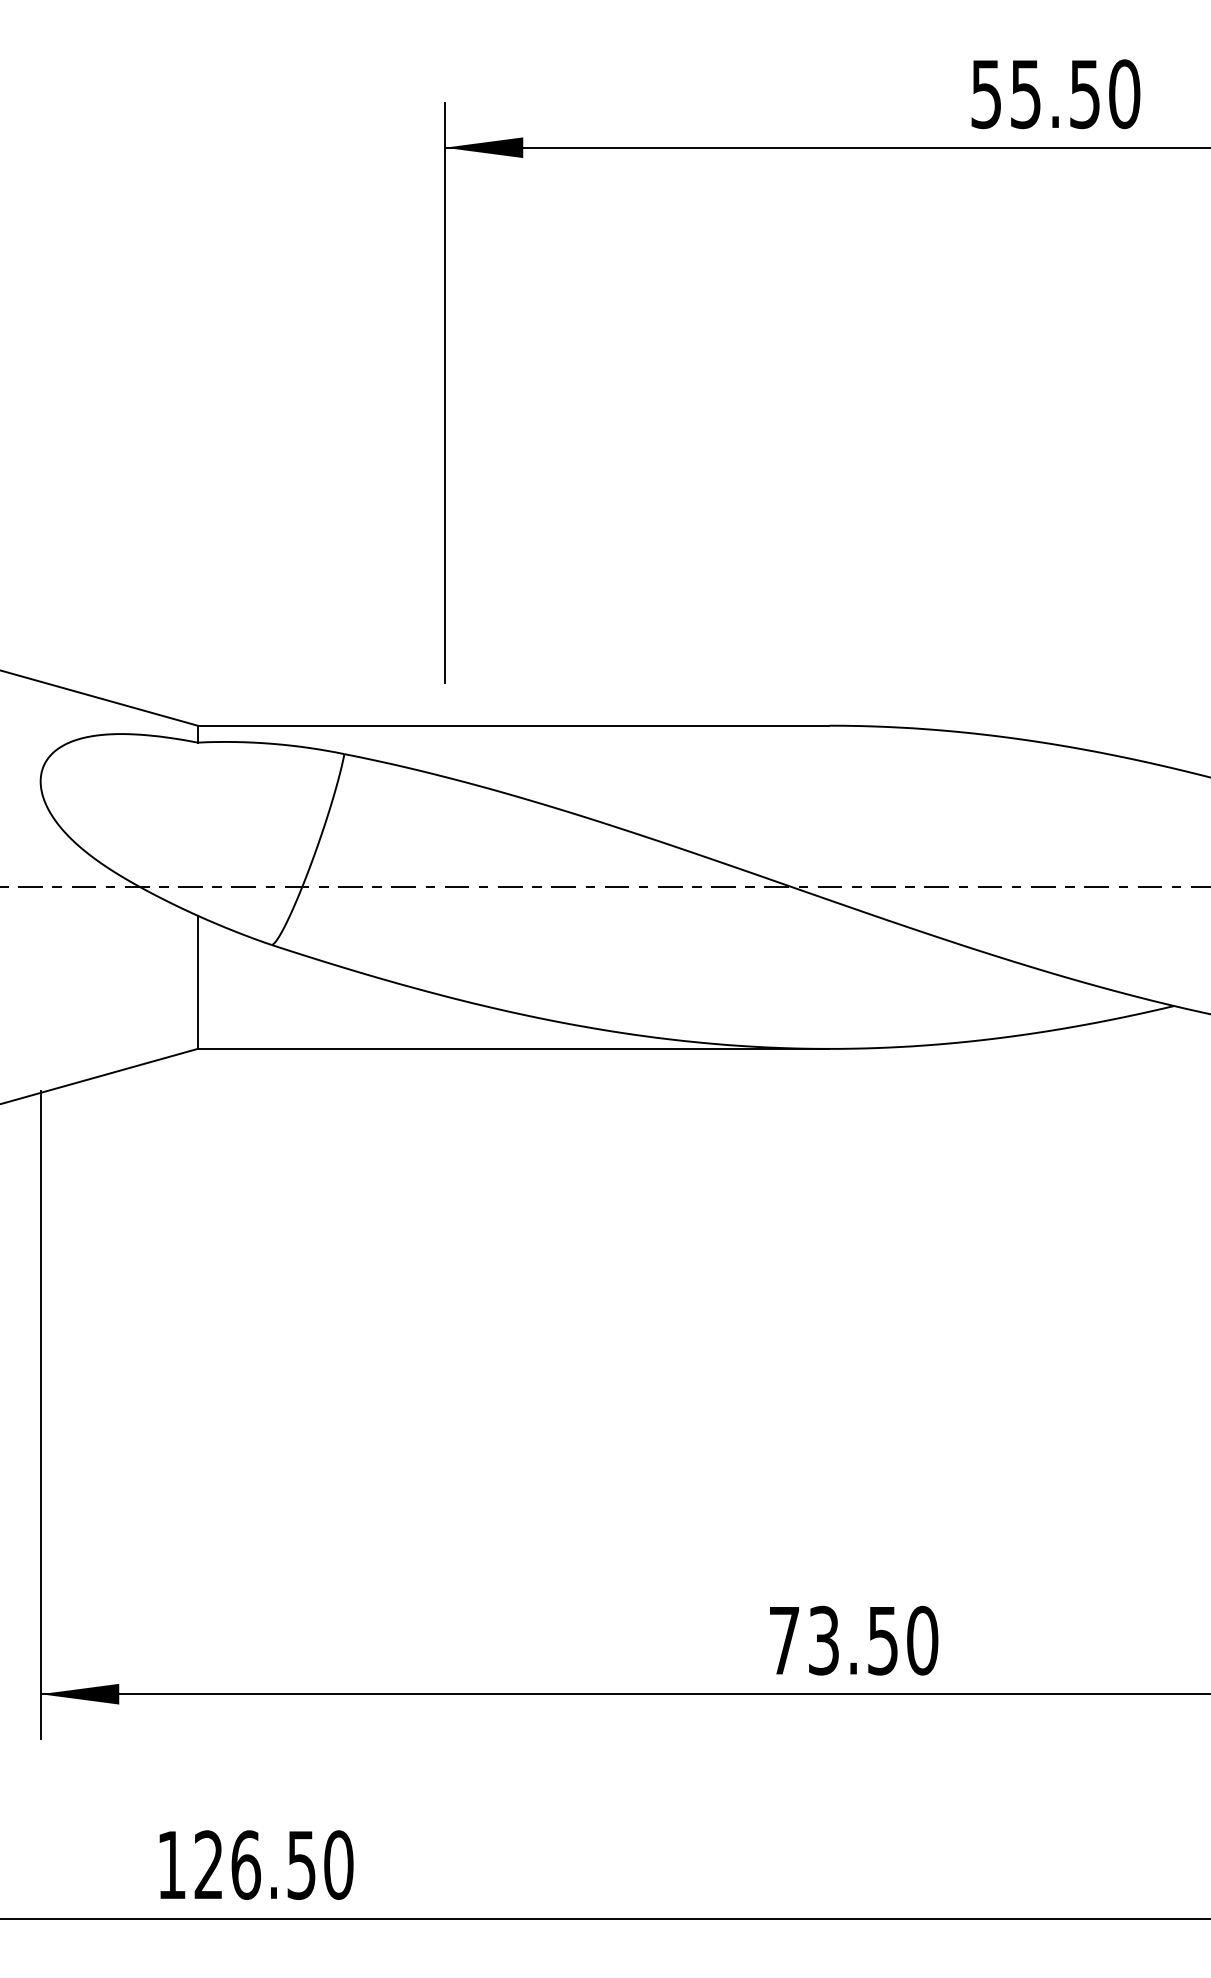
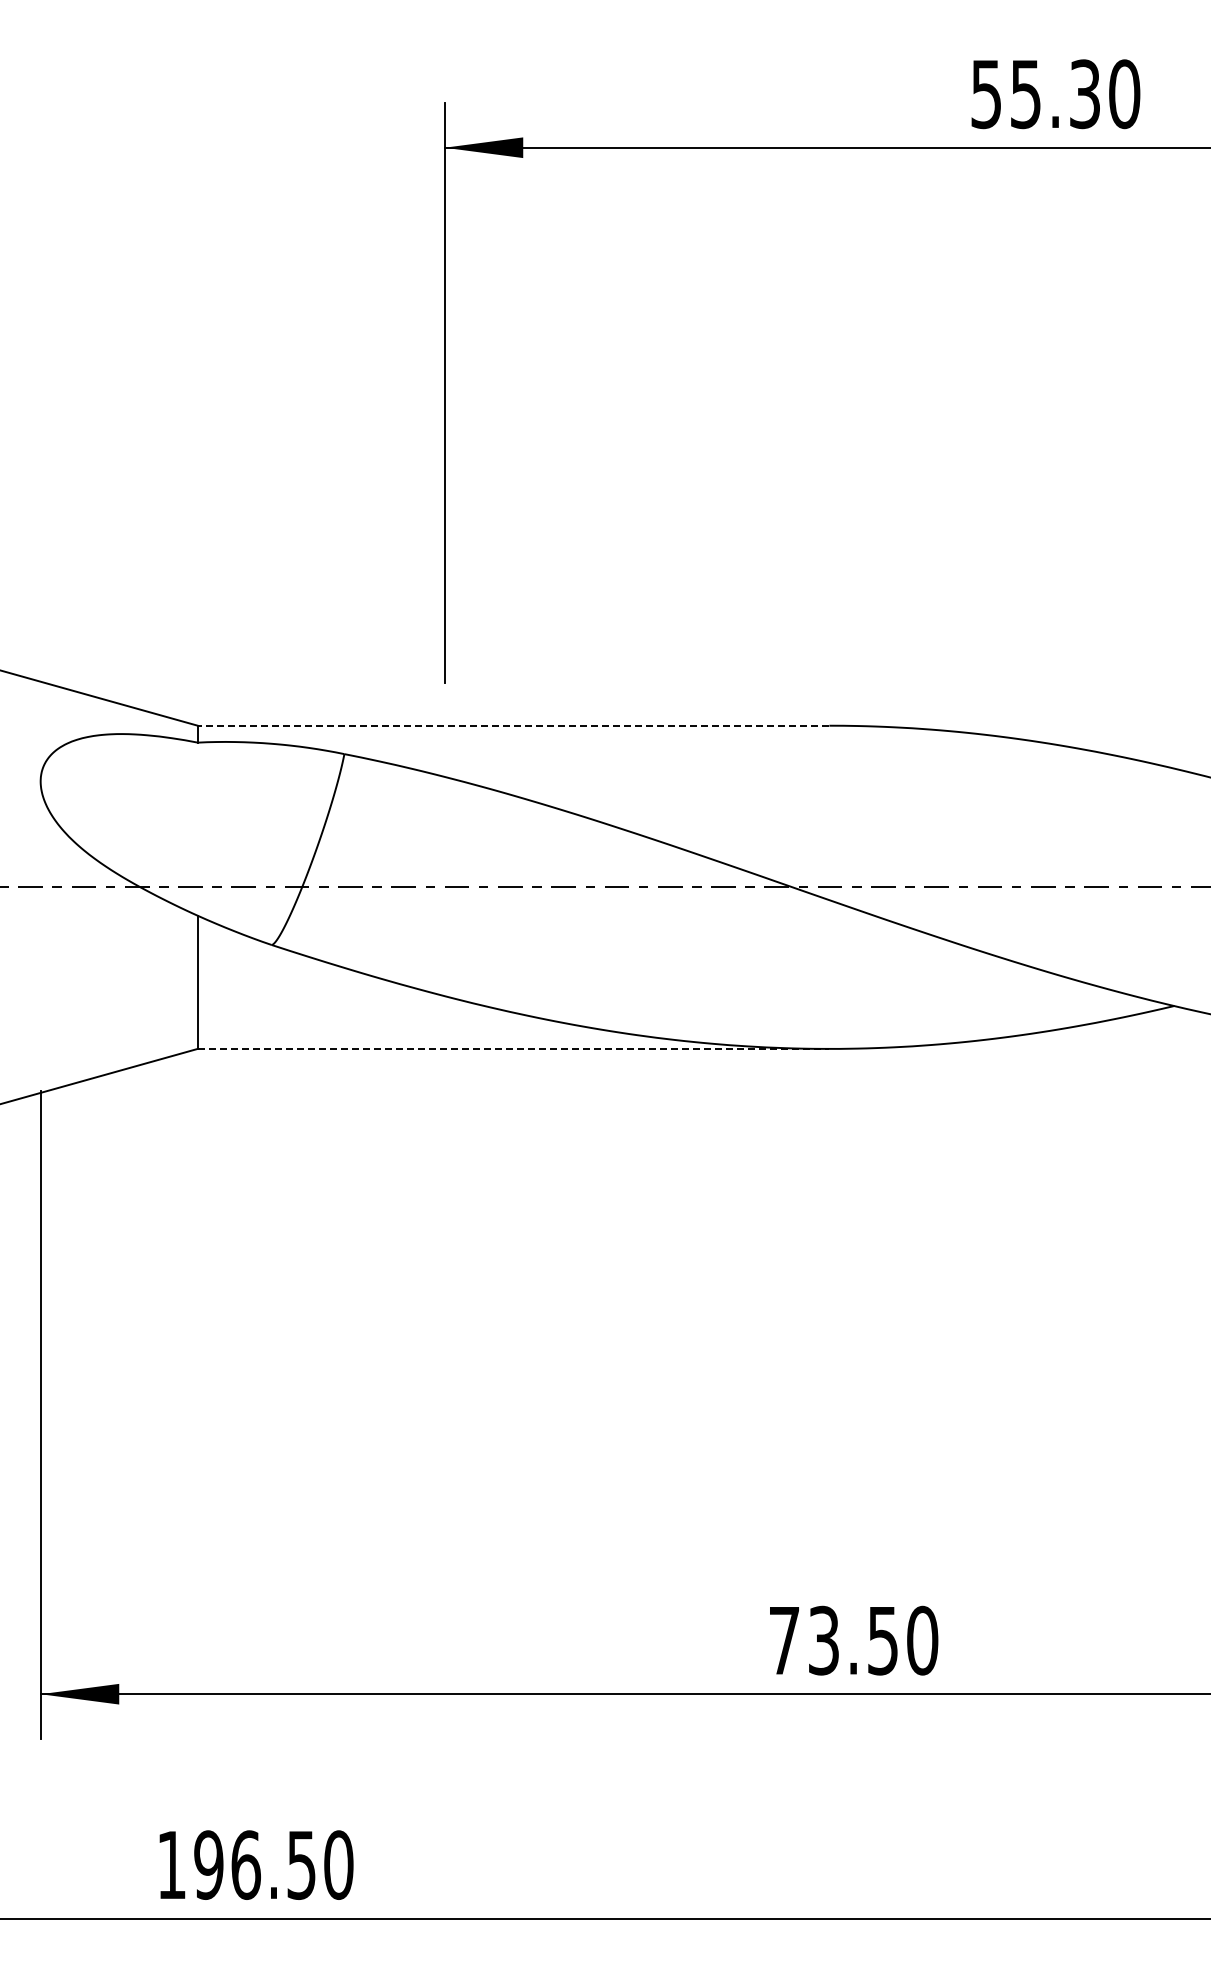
text: 55.50 -> 55.30 (1084, 93)
line: solid -> dashed (513, 725)
line: solid -> dashed (513, 1048)
text: 126.50 -> 196.50 (208, 1864)
